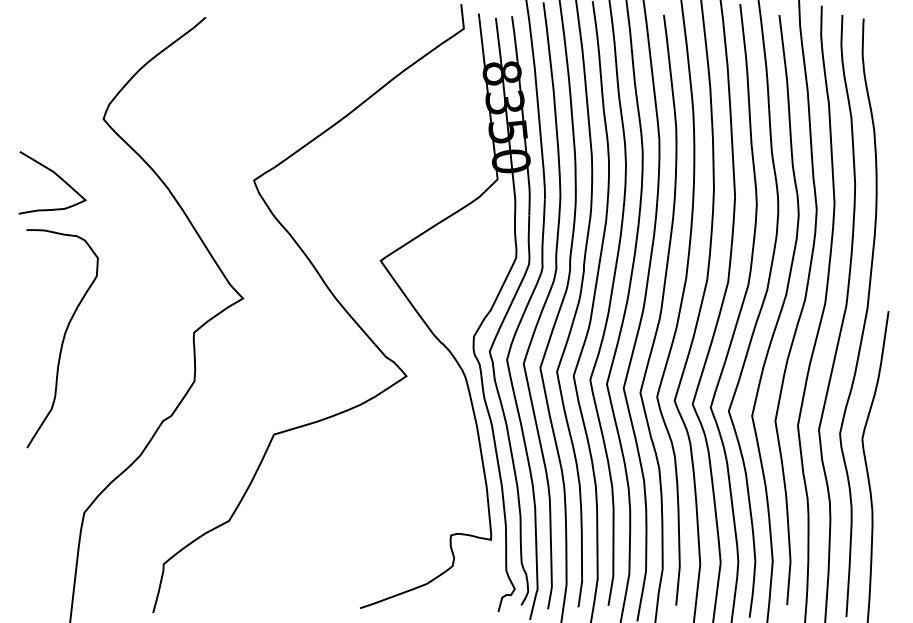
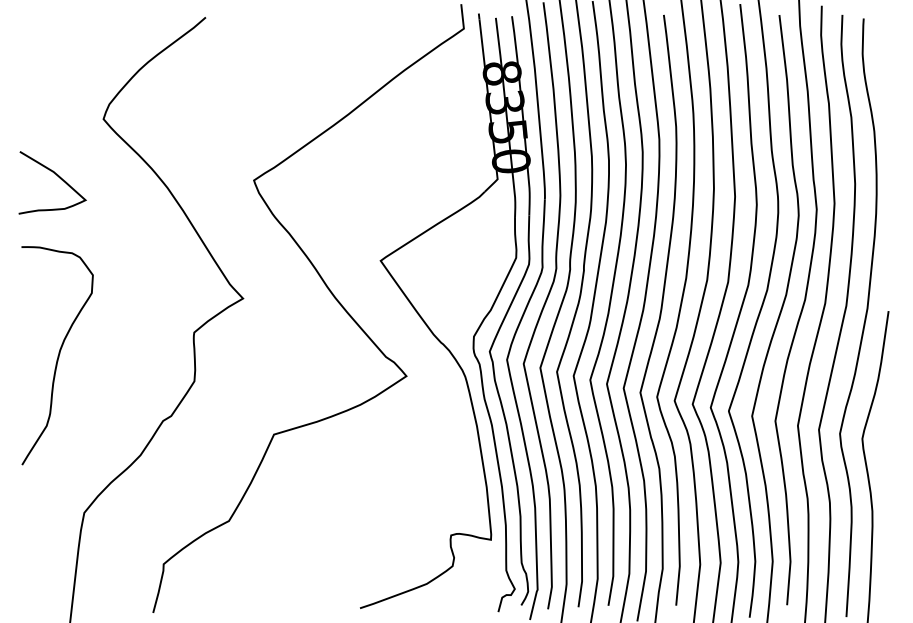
curve position: (62, 338) -> (57, 355) (57, 355)
